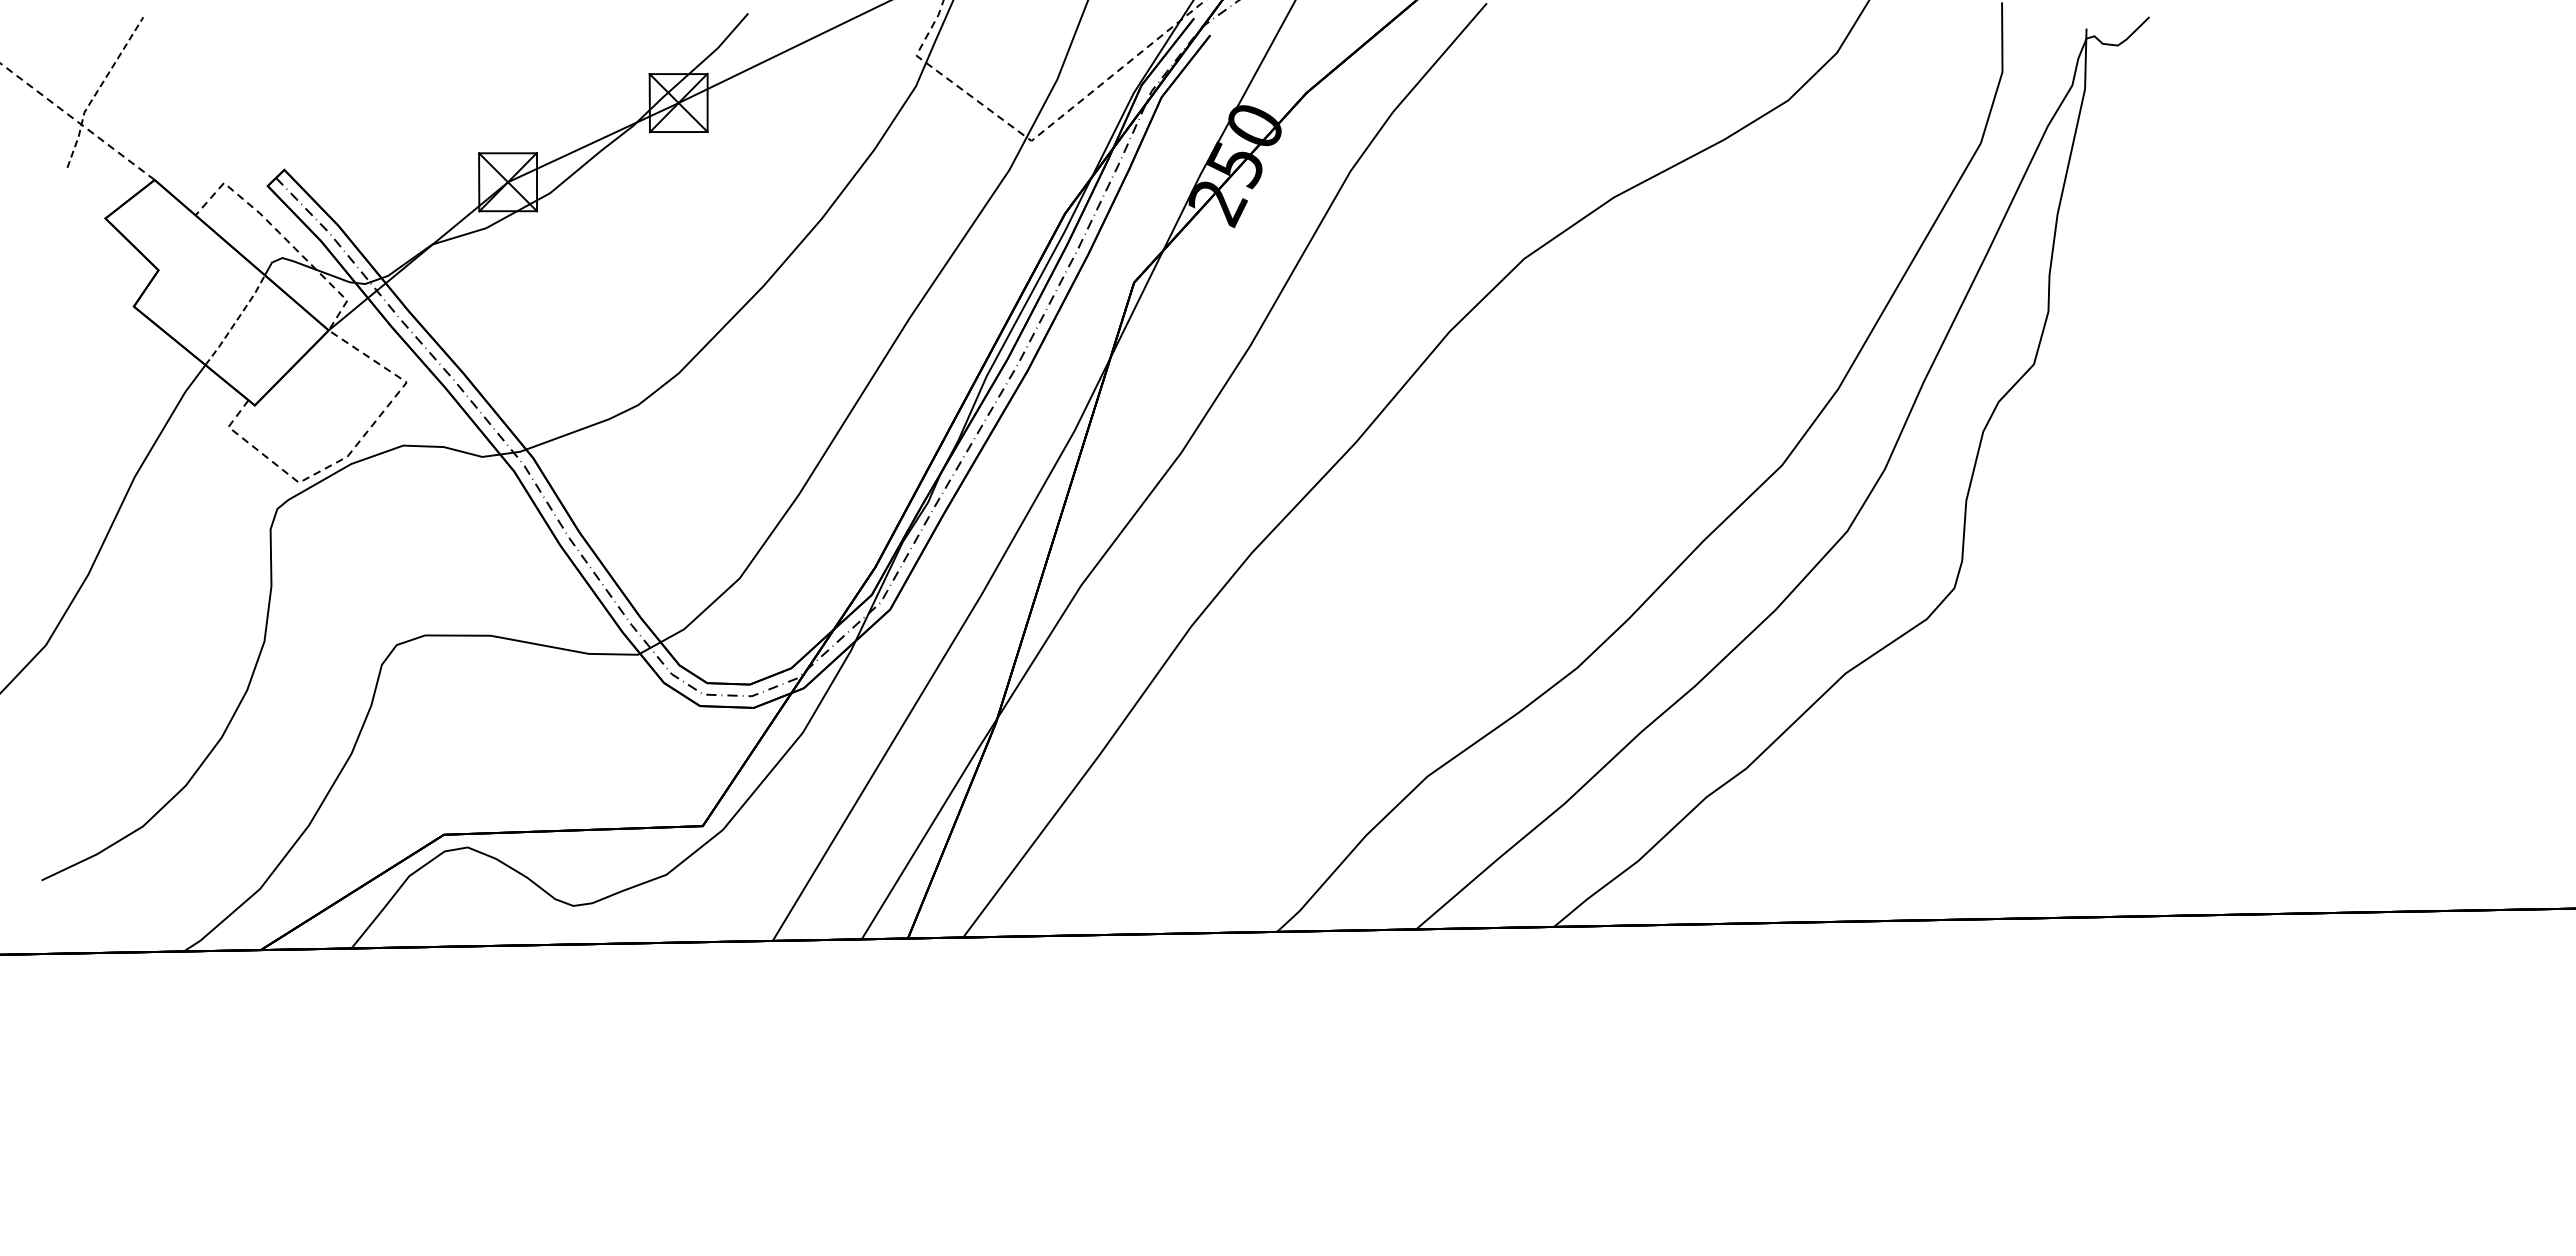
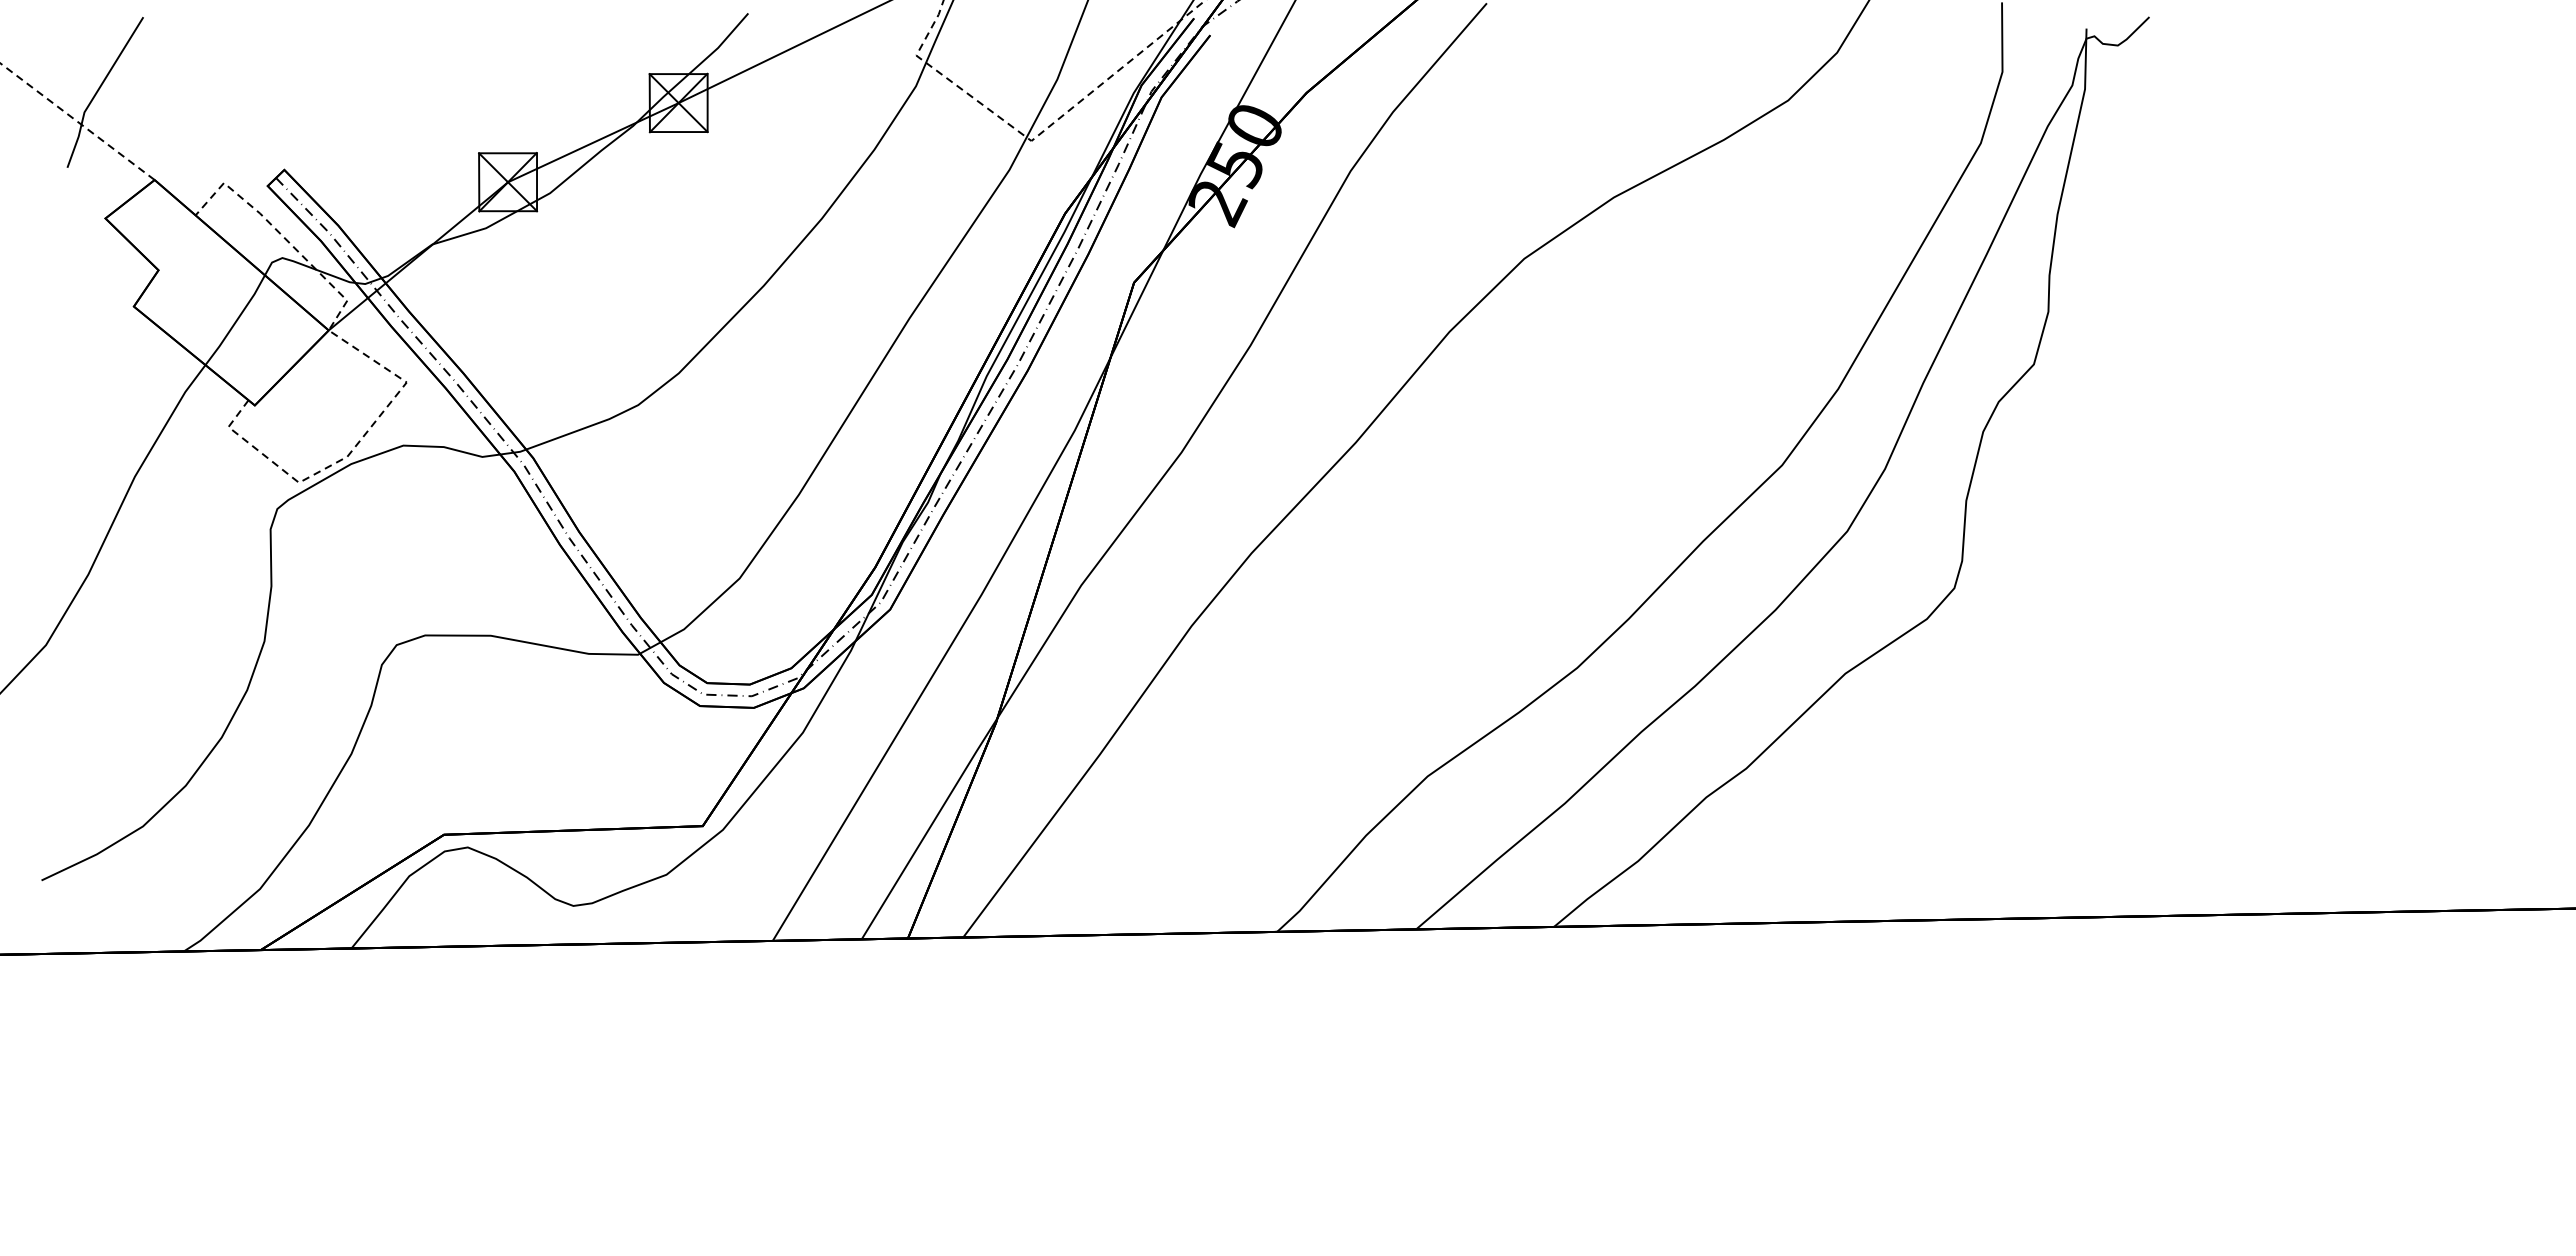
line: dashed -> solid (98, 90)
line: dashed -> solid (236, 320)
